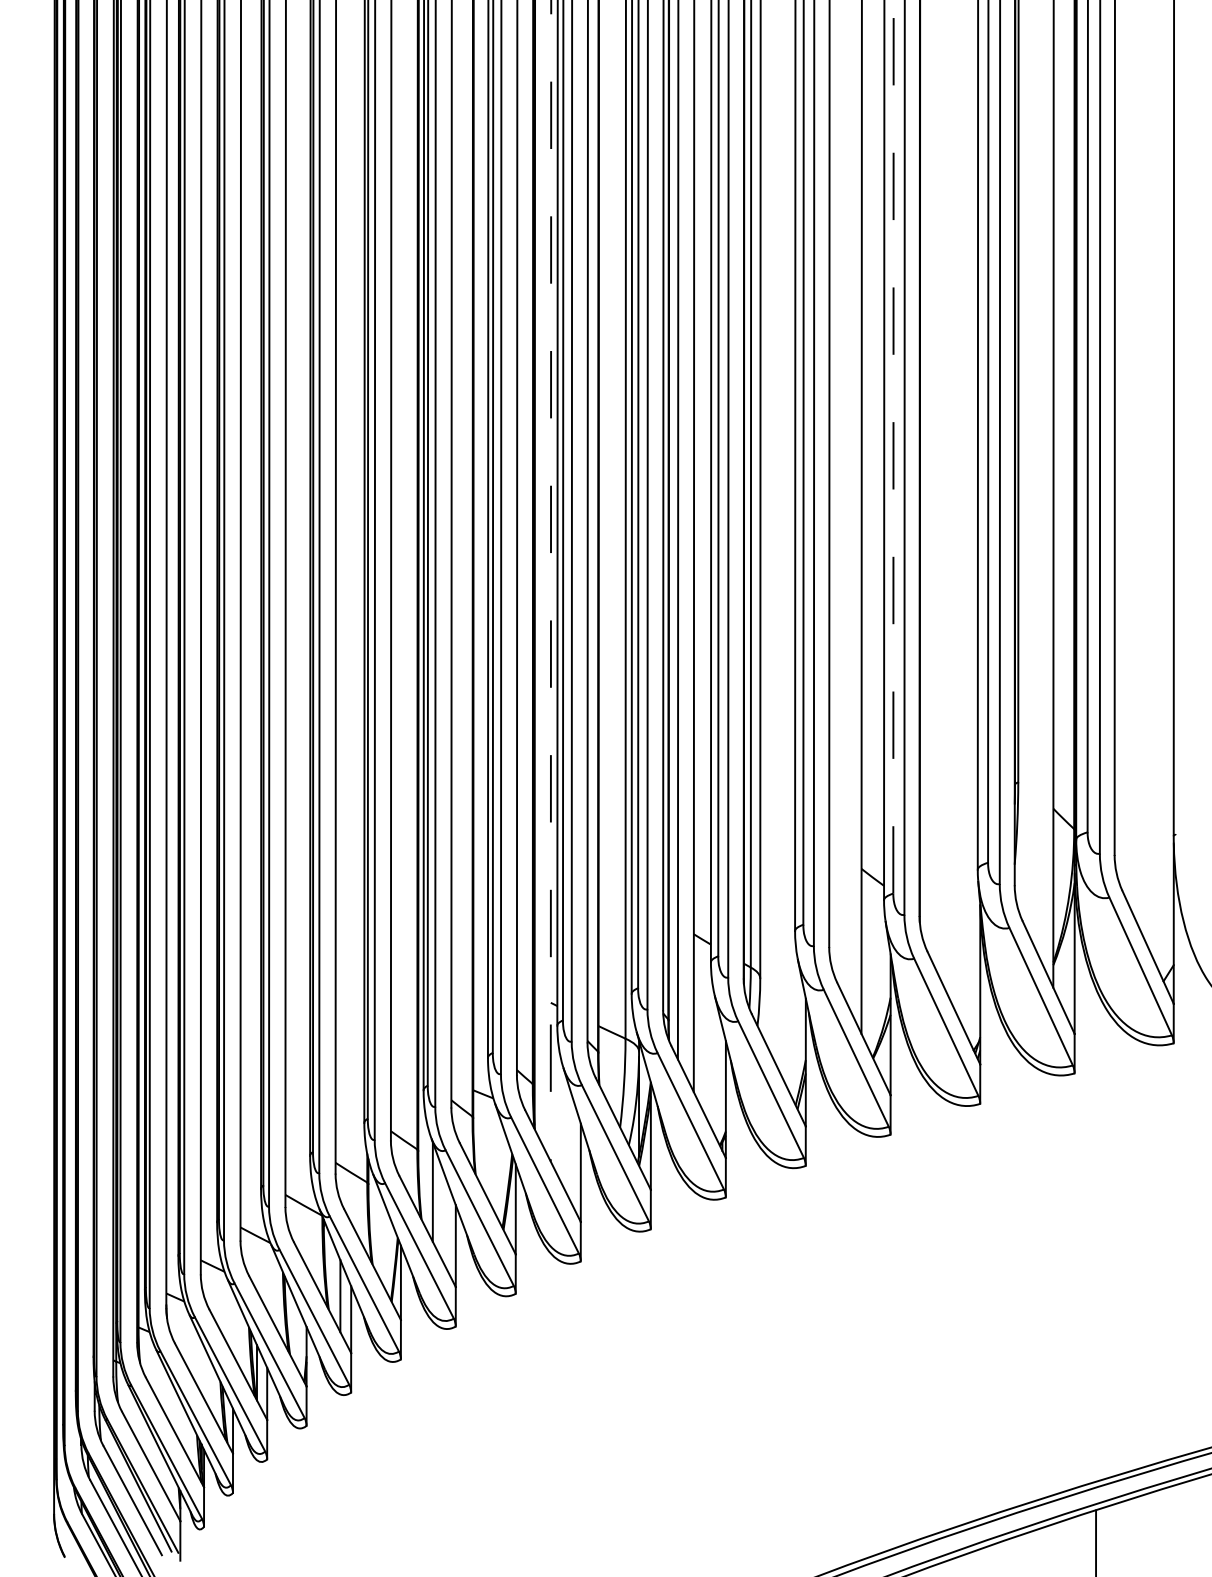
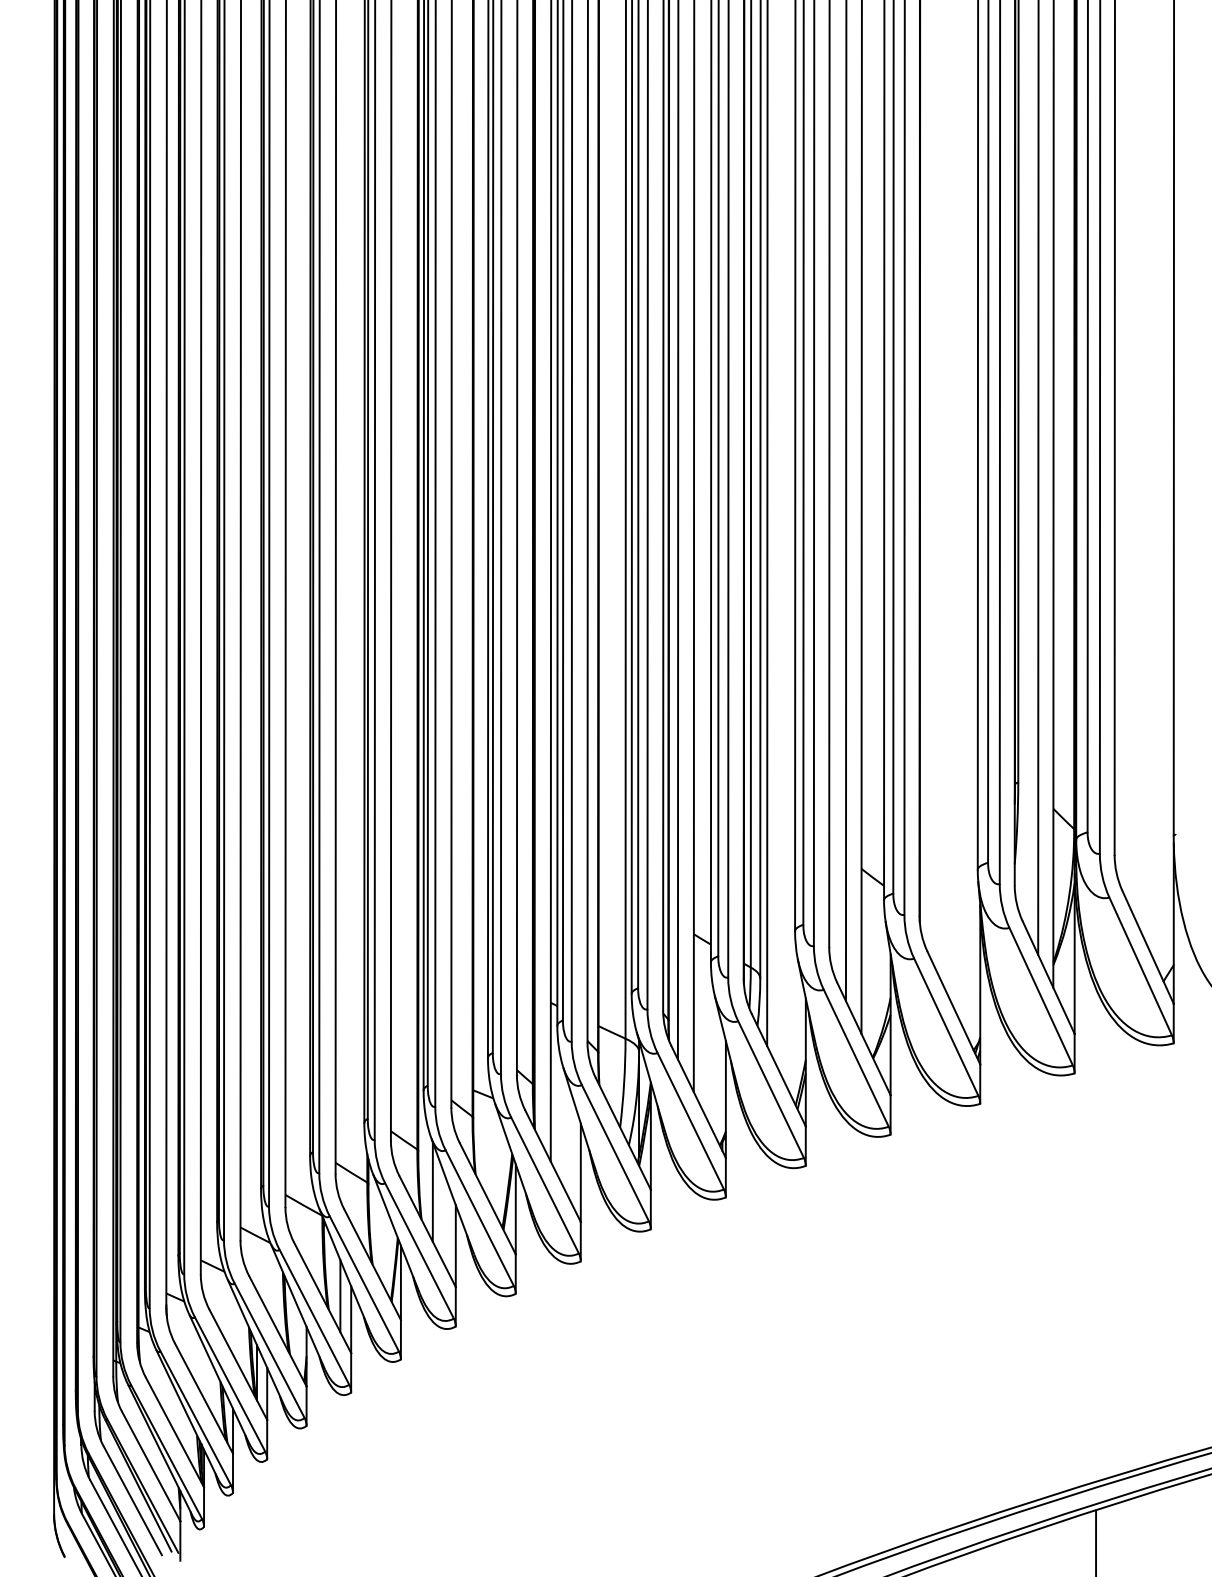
line: dashed -> solid (893, 446)
line: none -> present (1038, 478)
line: none -> present (845, 501)
line: none -> present (767, 524)
line: dashed -> solid (550, 581)
